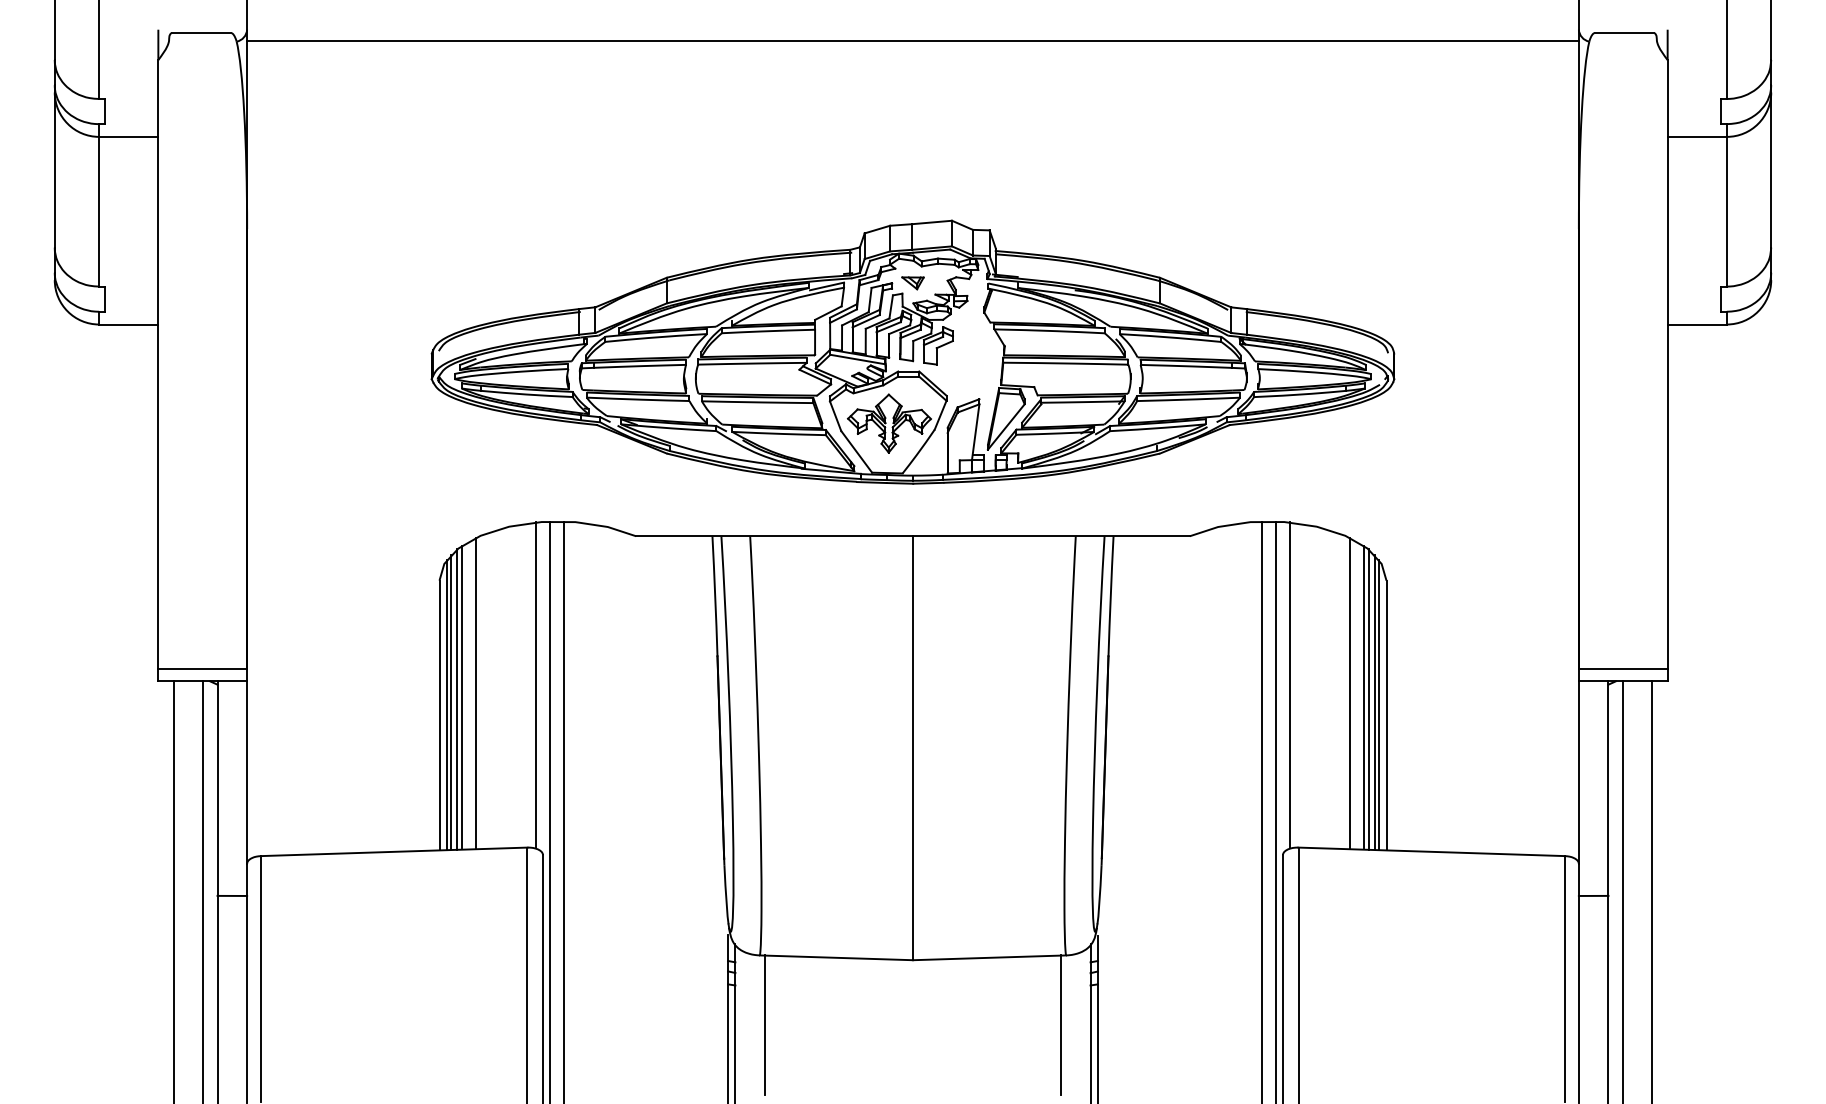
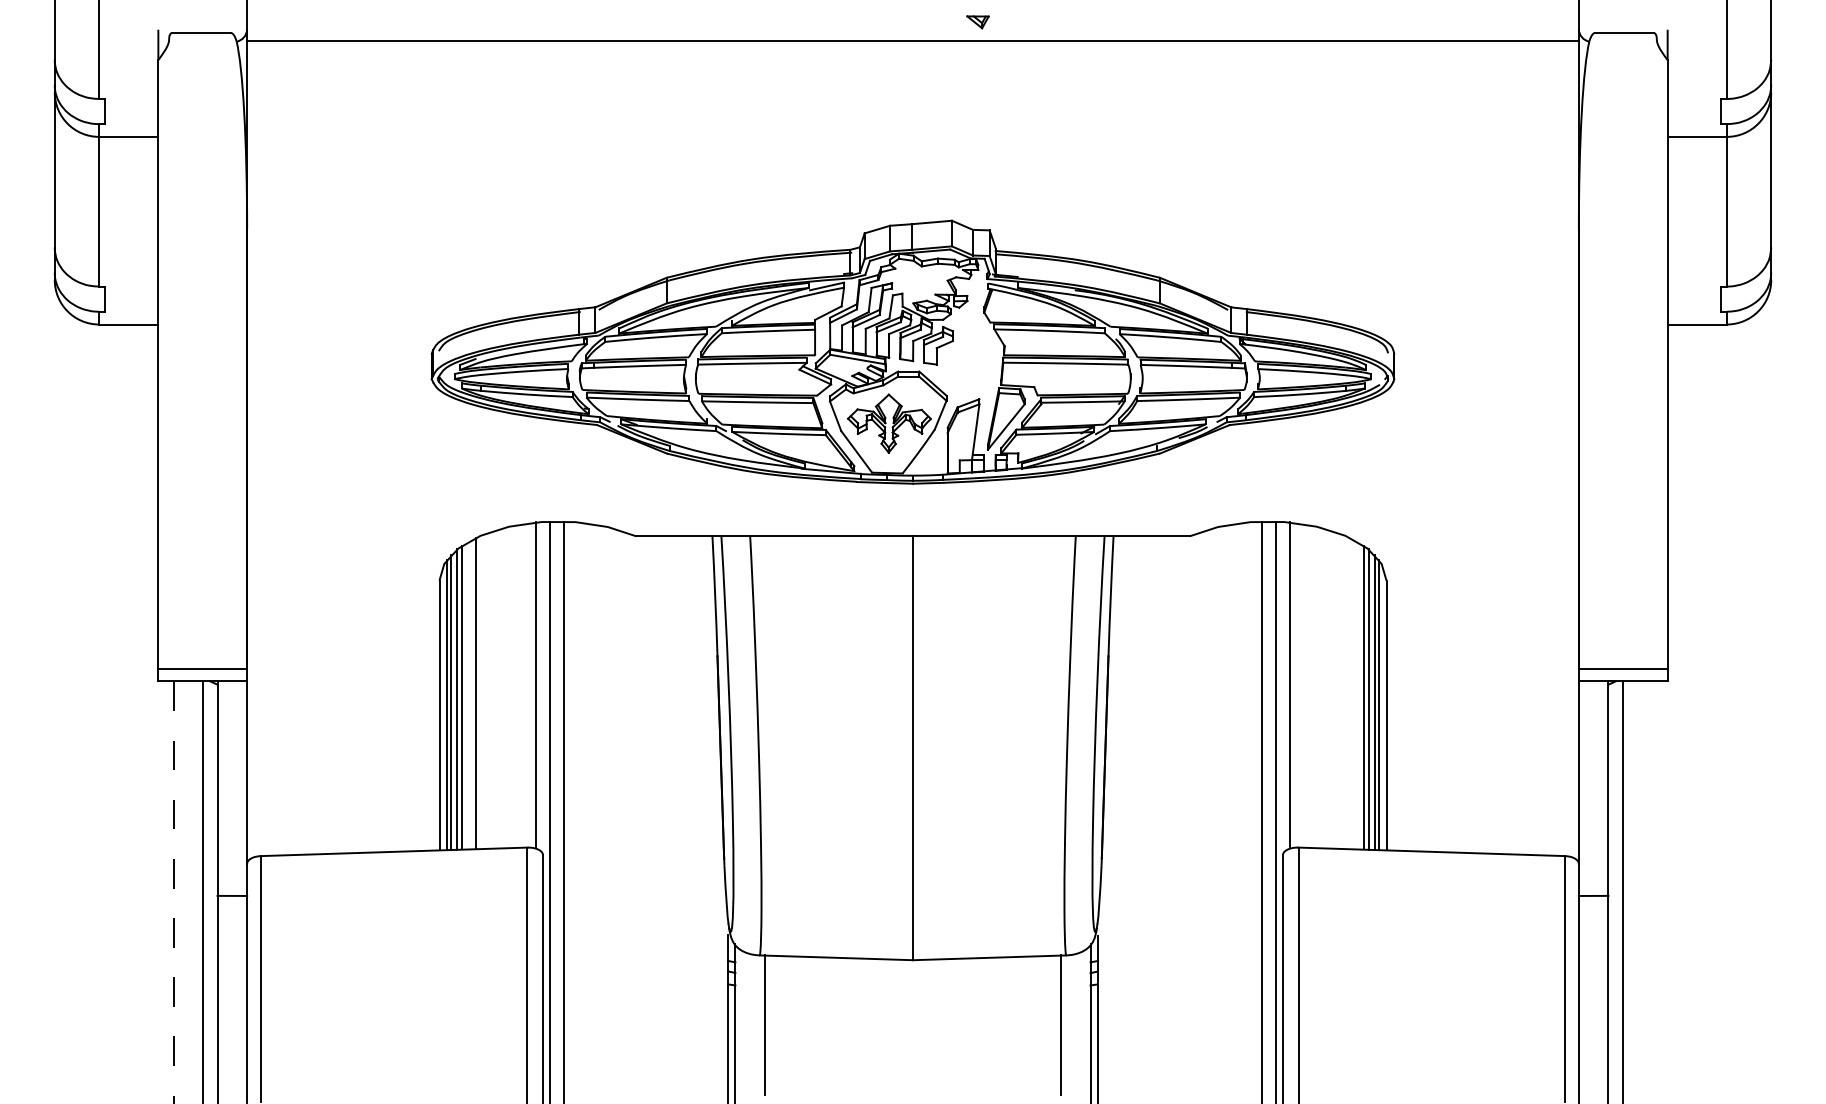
part position: (912, 283) -> (977, 22) (977, 22)
line: present -> none (1350, 693)
line: present -> none (1651, 890)
line: solid -> dashed (174, 892)
